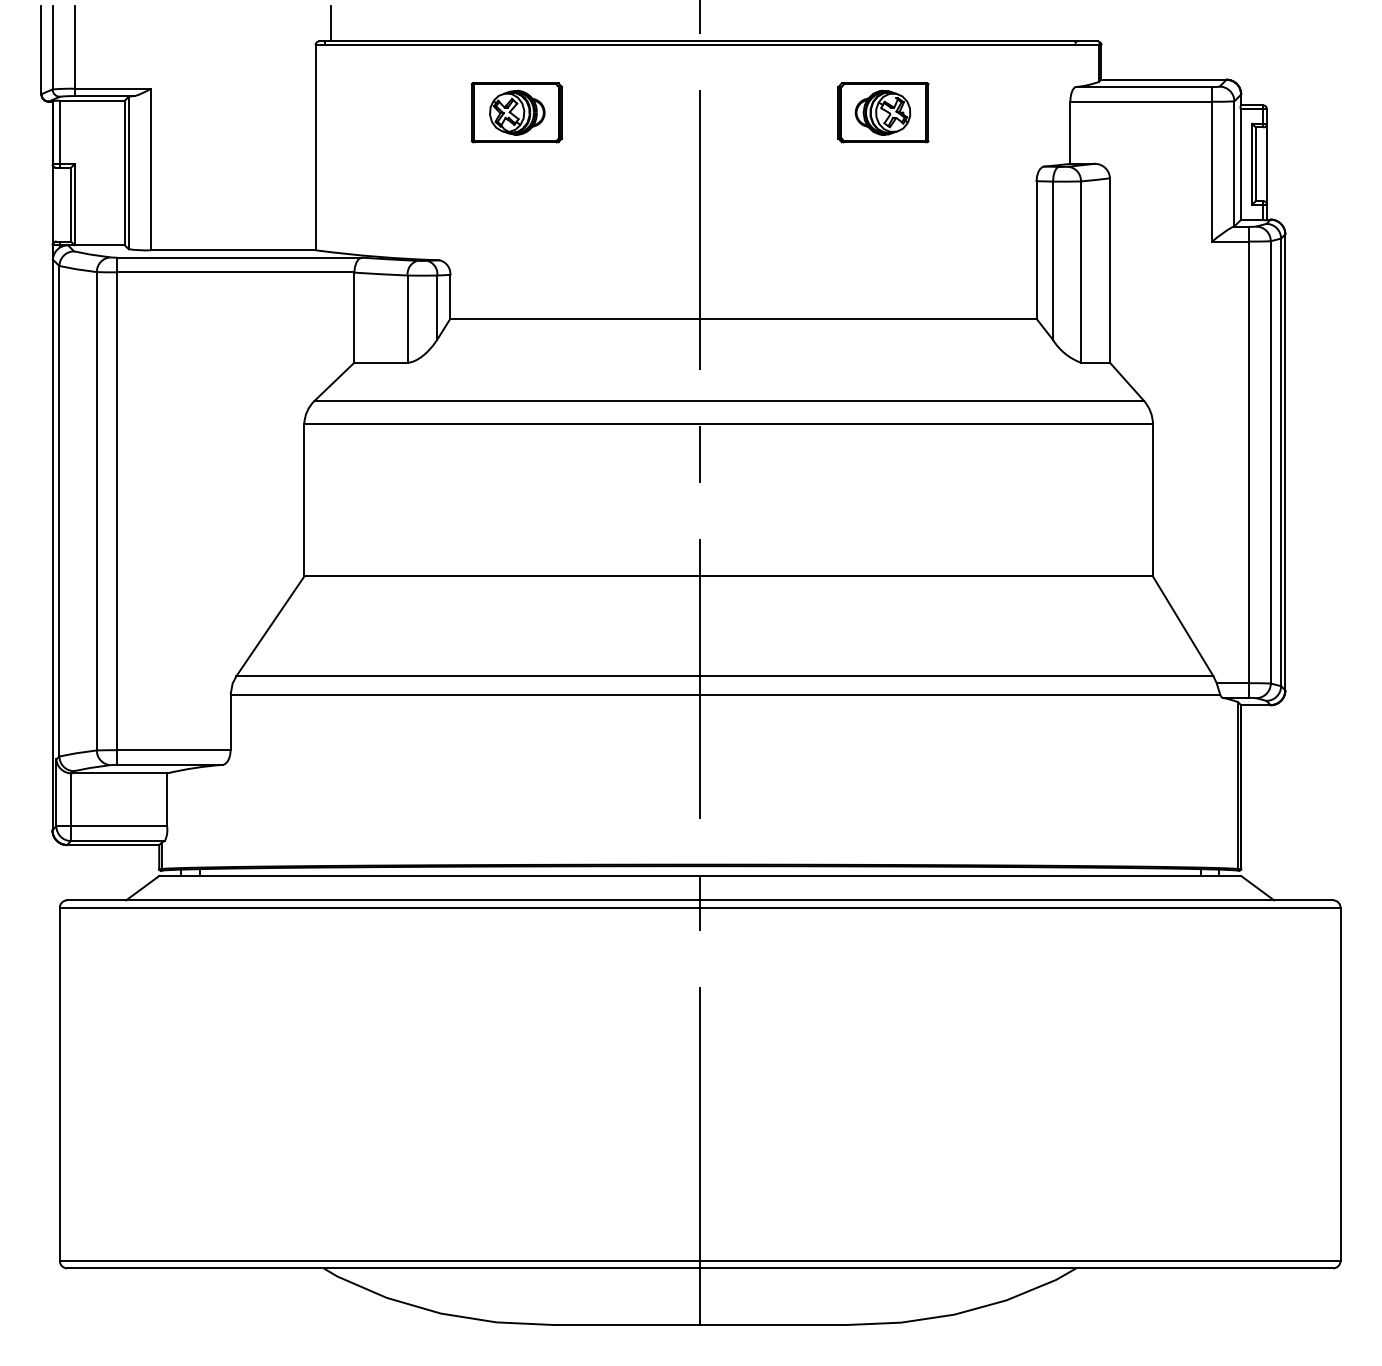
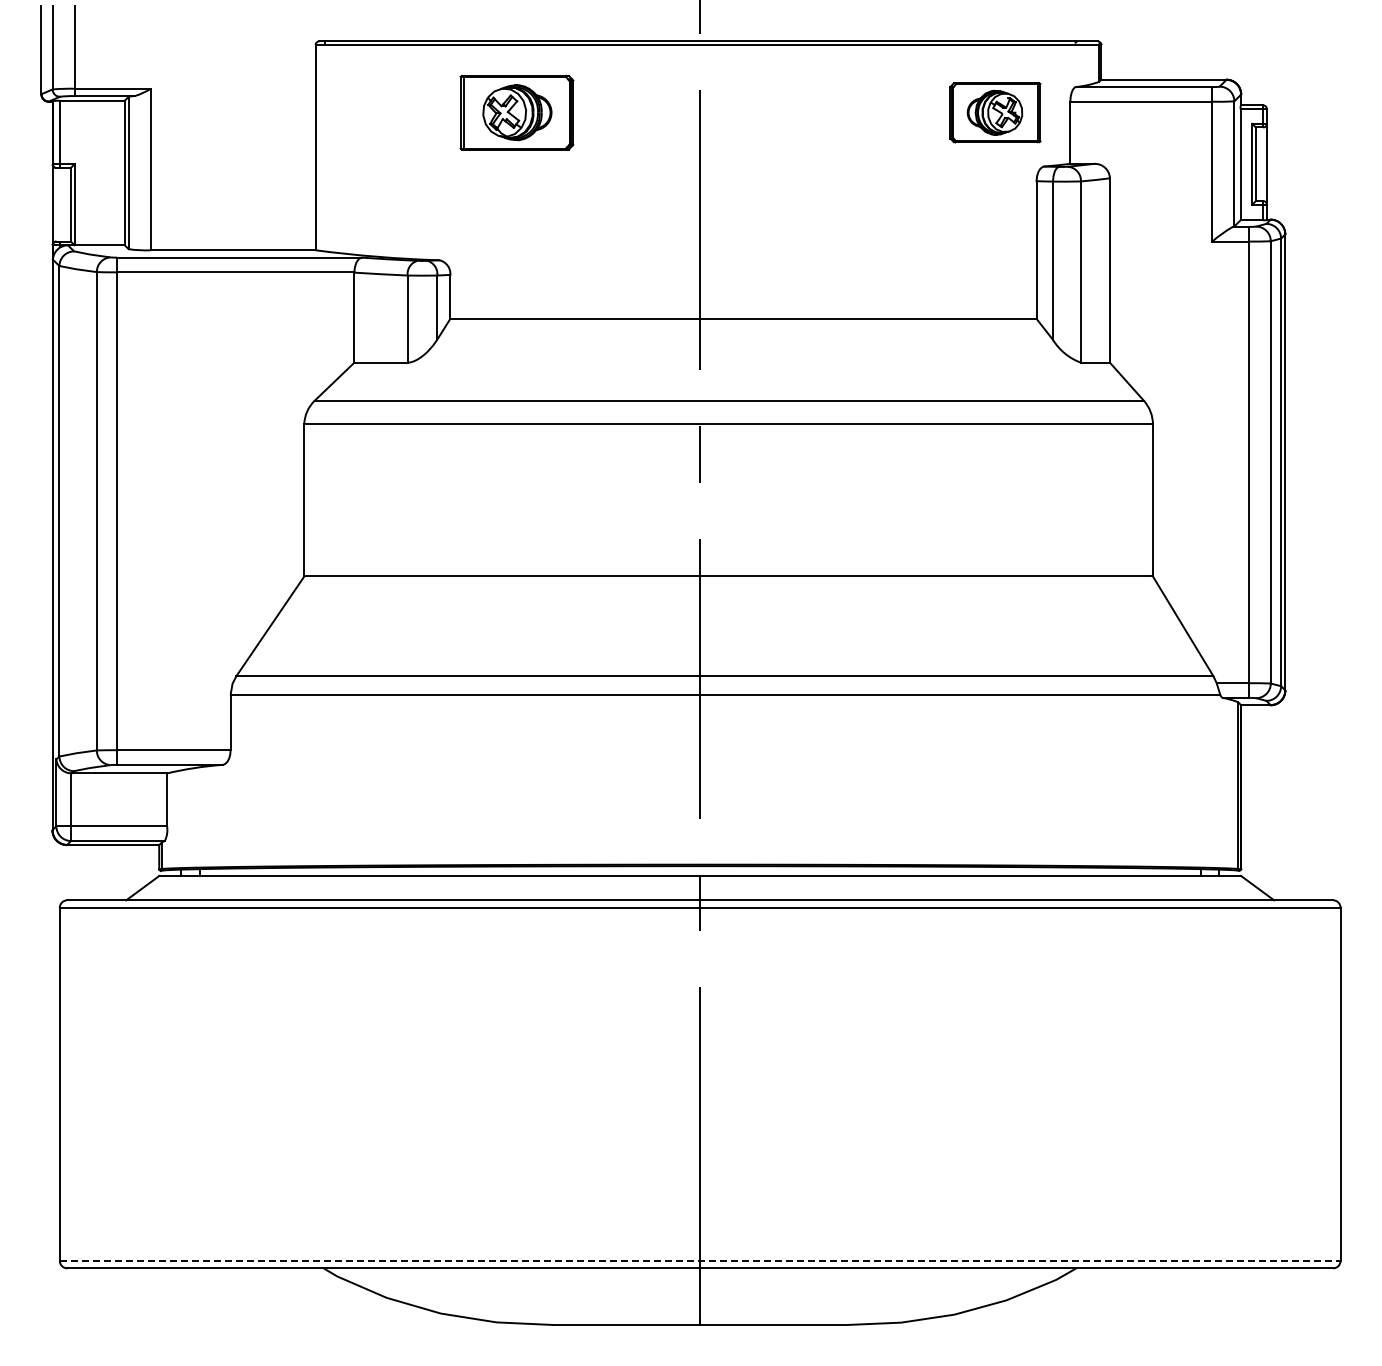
line: present -> none (330, 23)
part size: 94x62 px -> 116x77 px (516, 112)
part position: (883, 112) -> (995, 112) (995, 112)
line: solid -> dashed (700, 1260)
